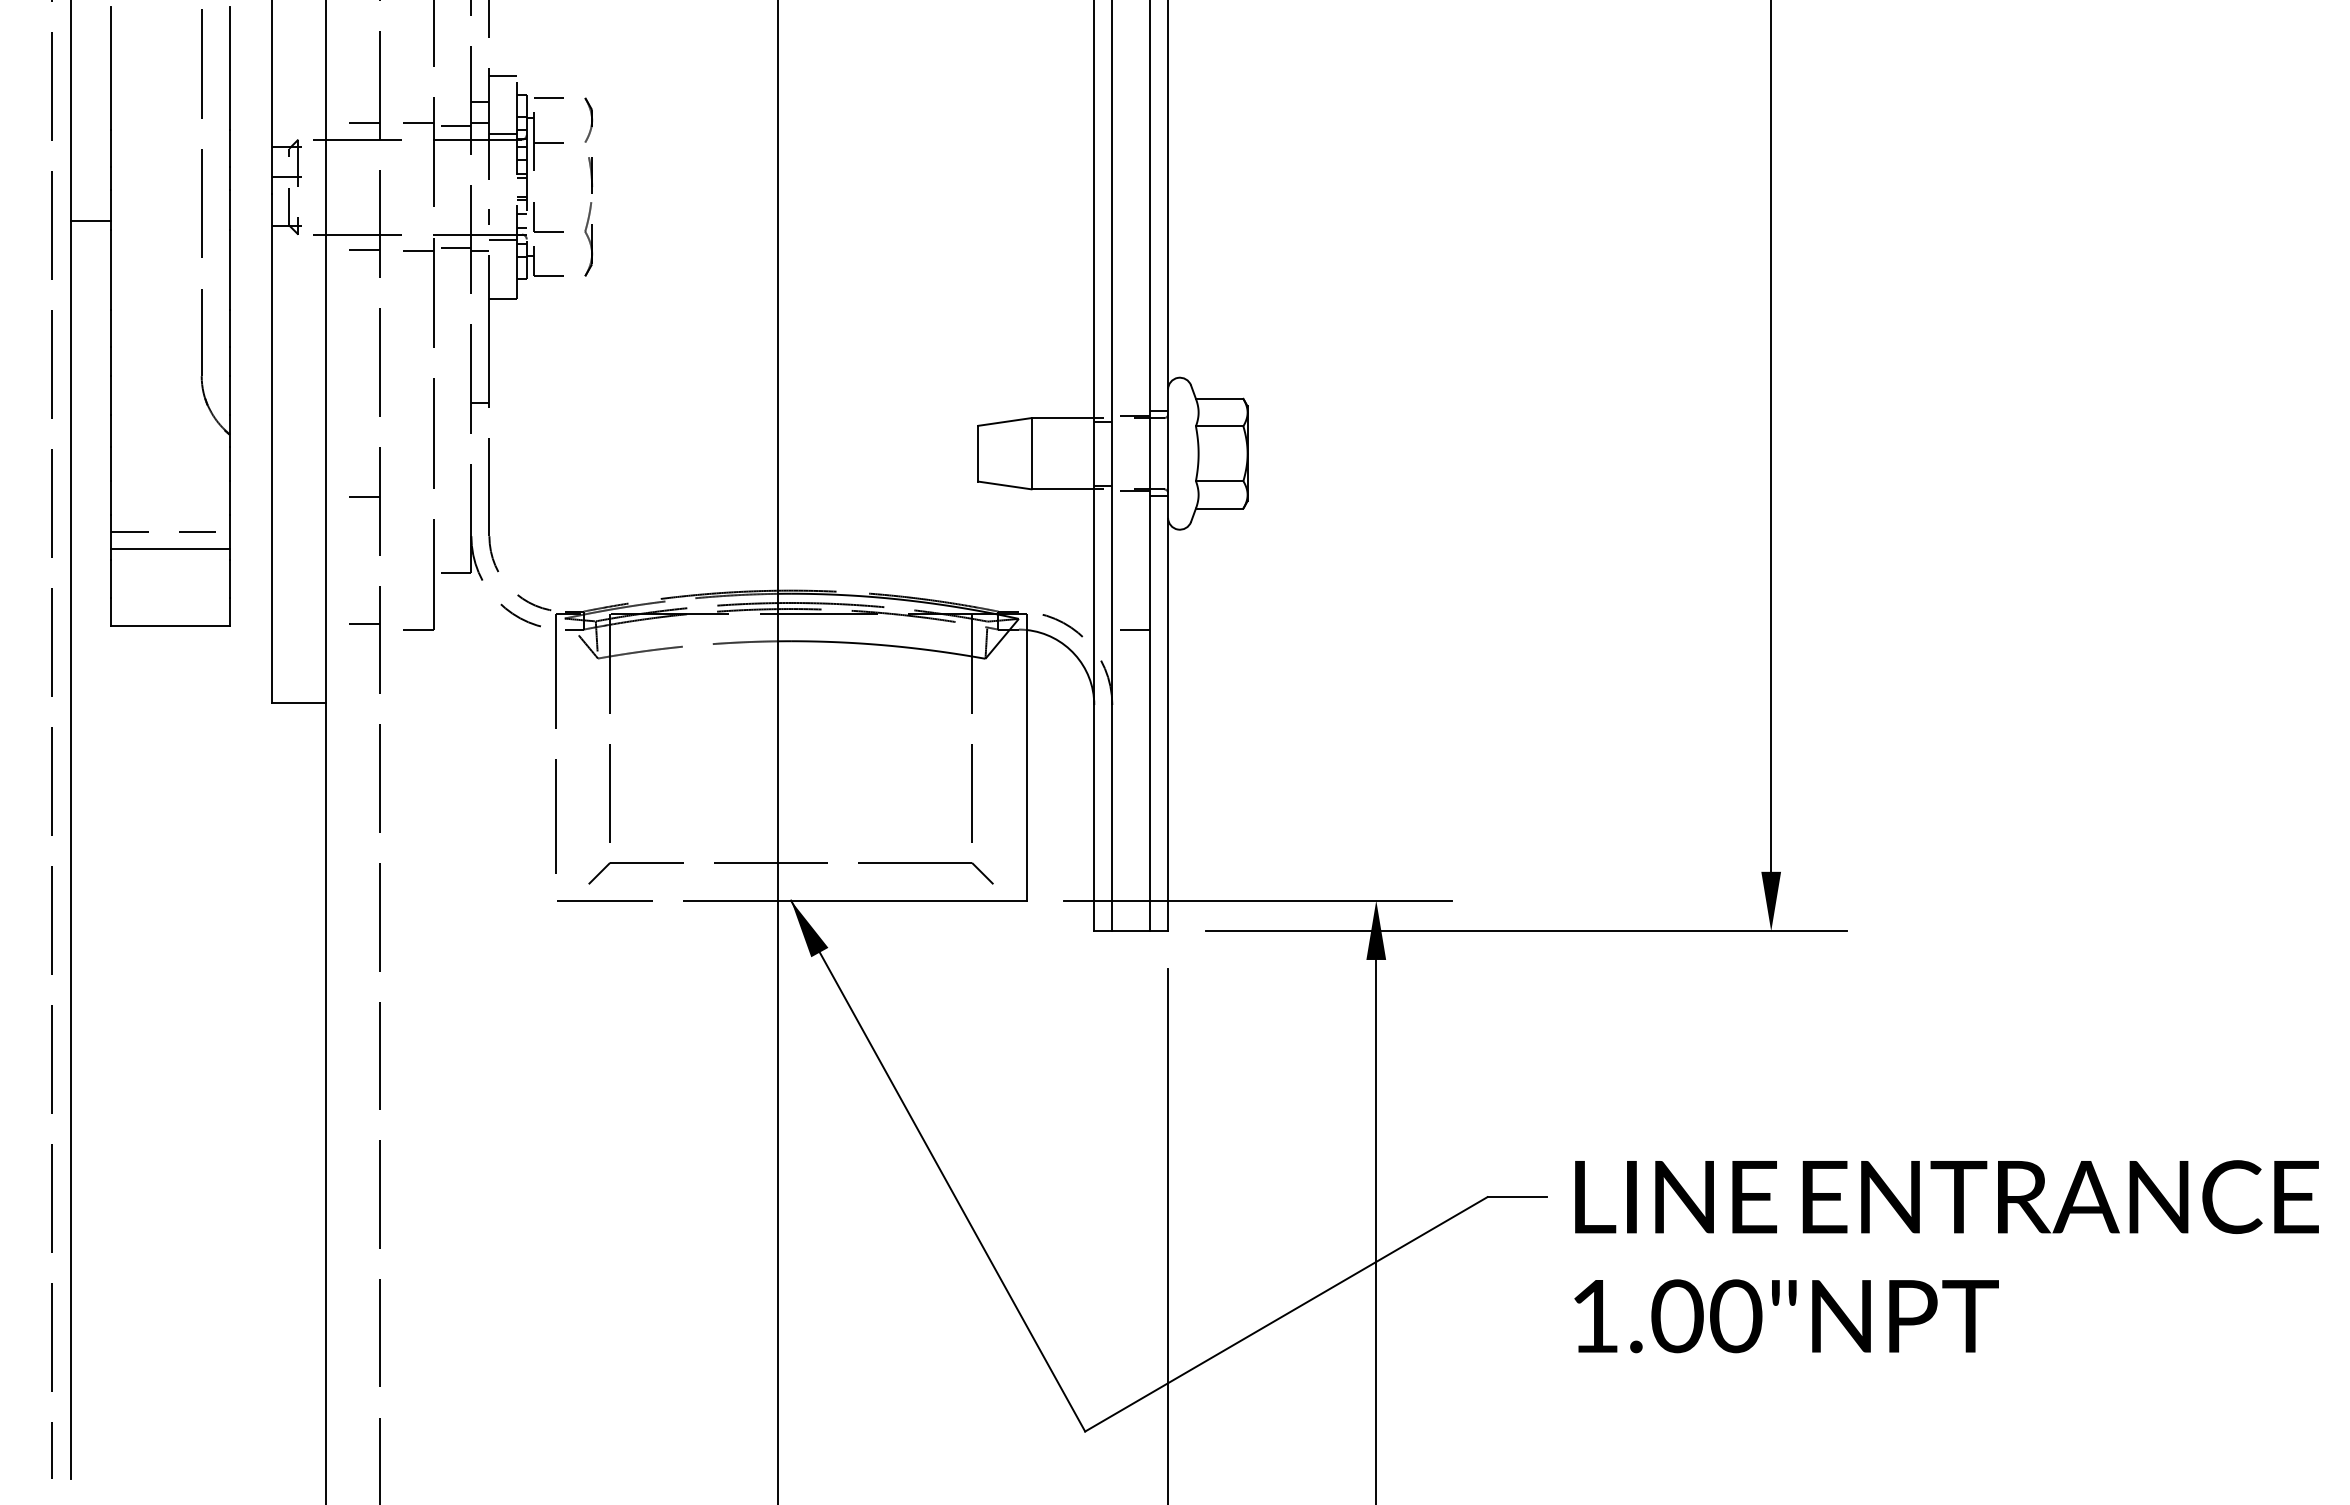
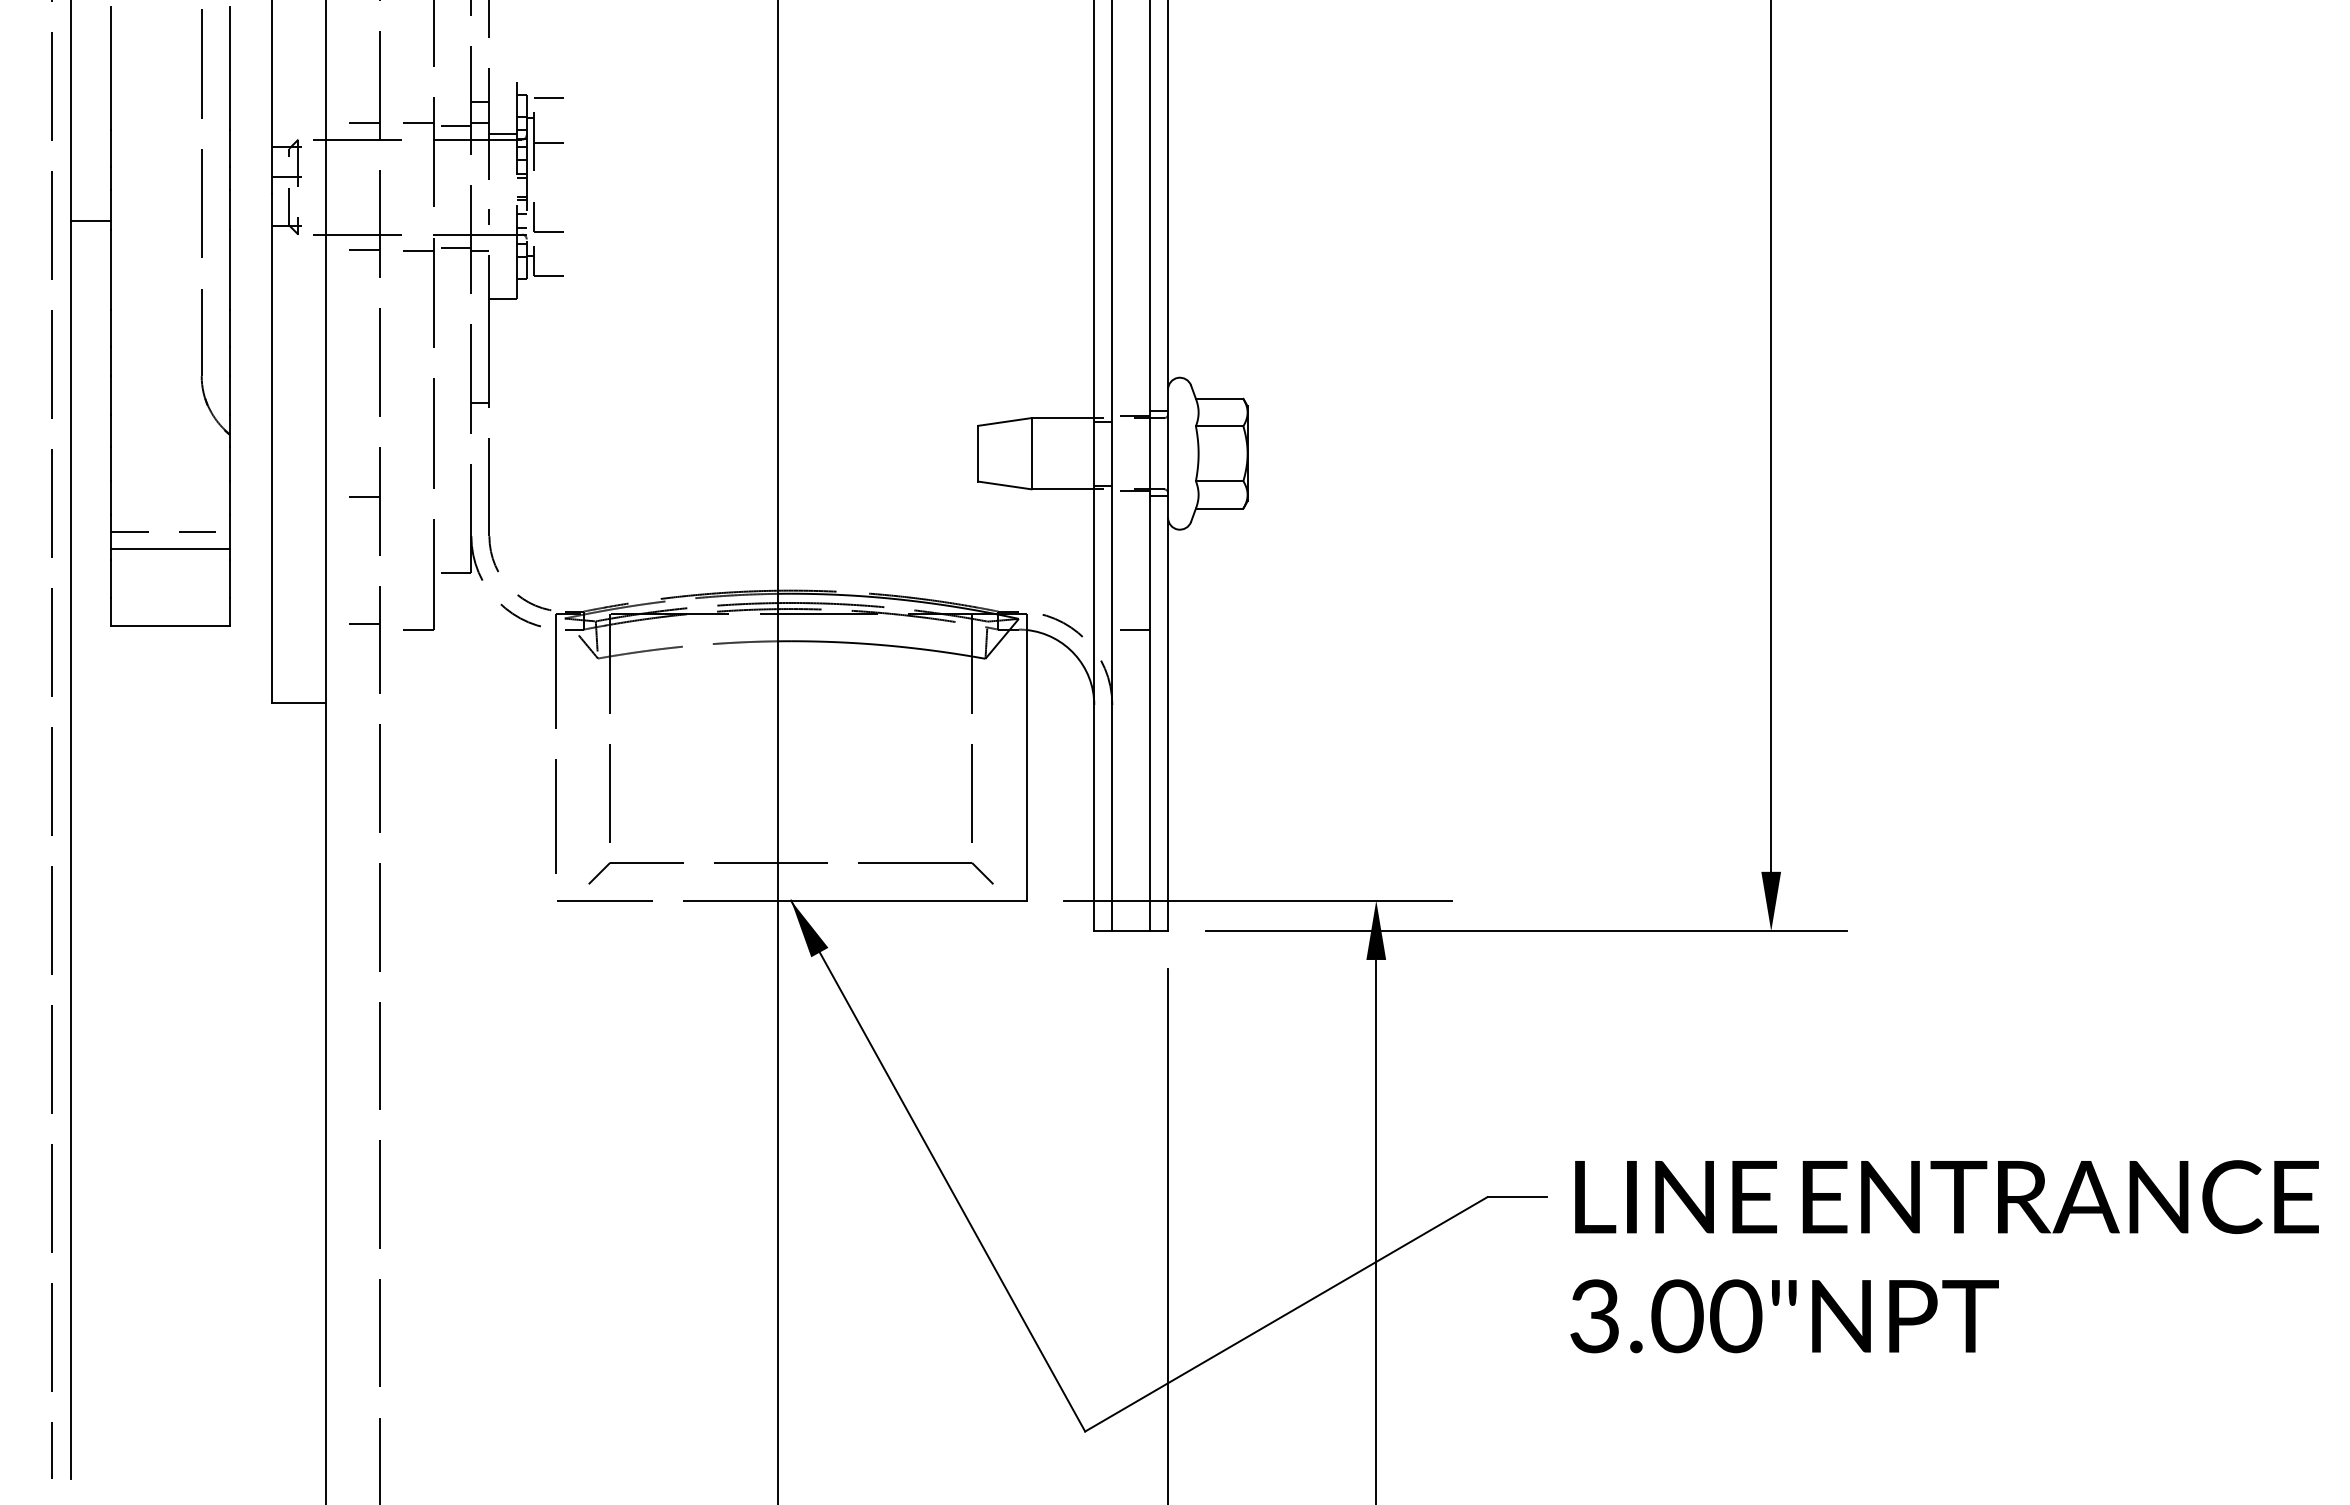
line: present -> none (502, 75)
part: present -> none (588, 186)
line: present -> none (502, 239)
text: 1.00"NPT -> 3.00"NPT (1594, 1316)
